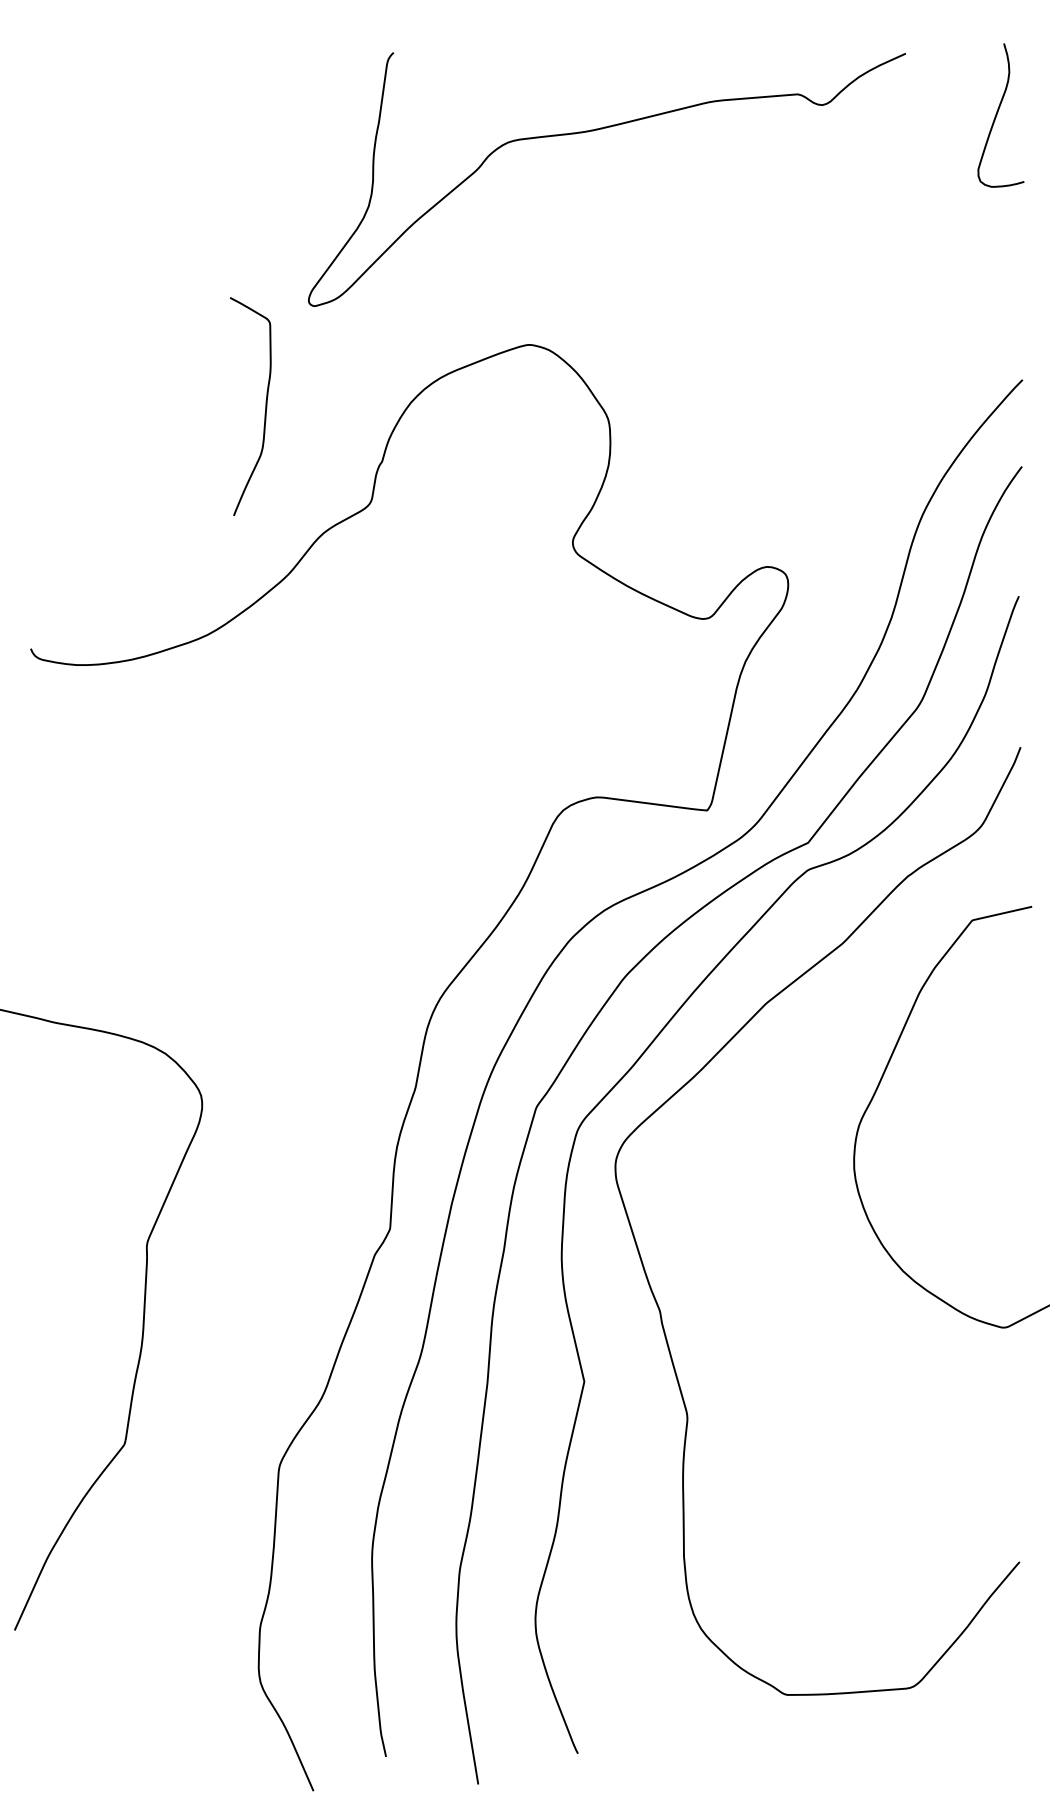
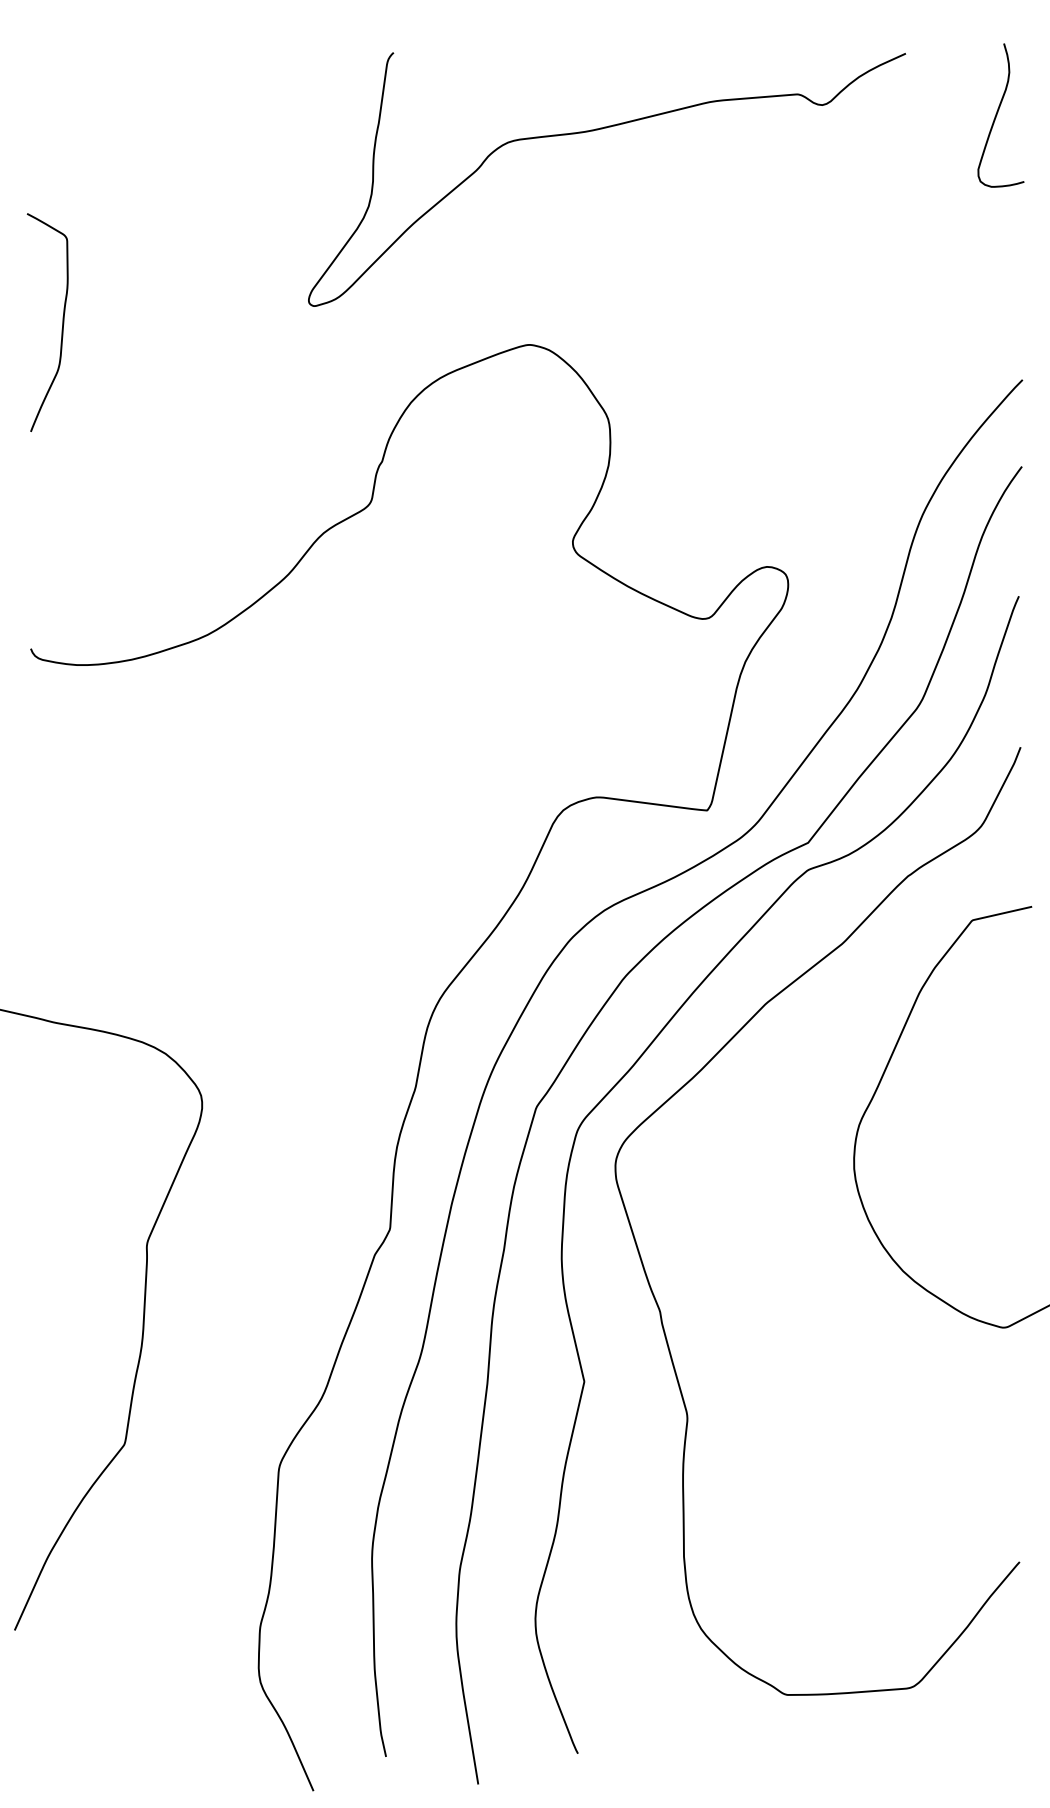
curve position: (265, 406) -> (62, 322) (62, 322)
